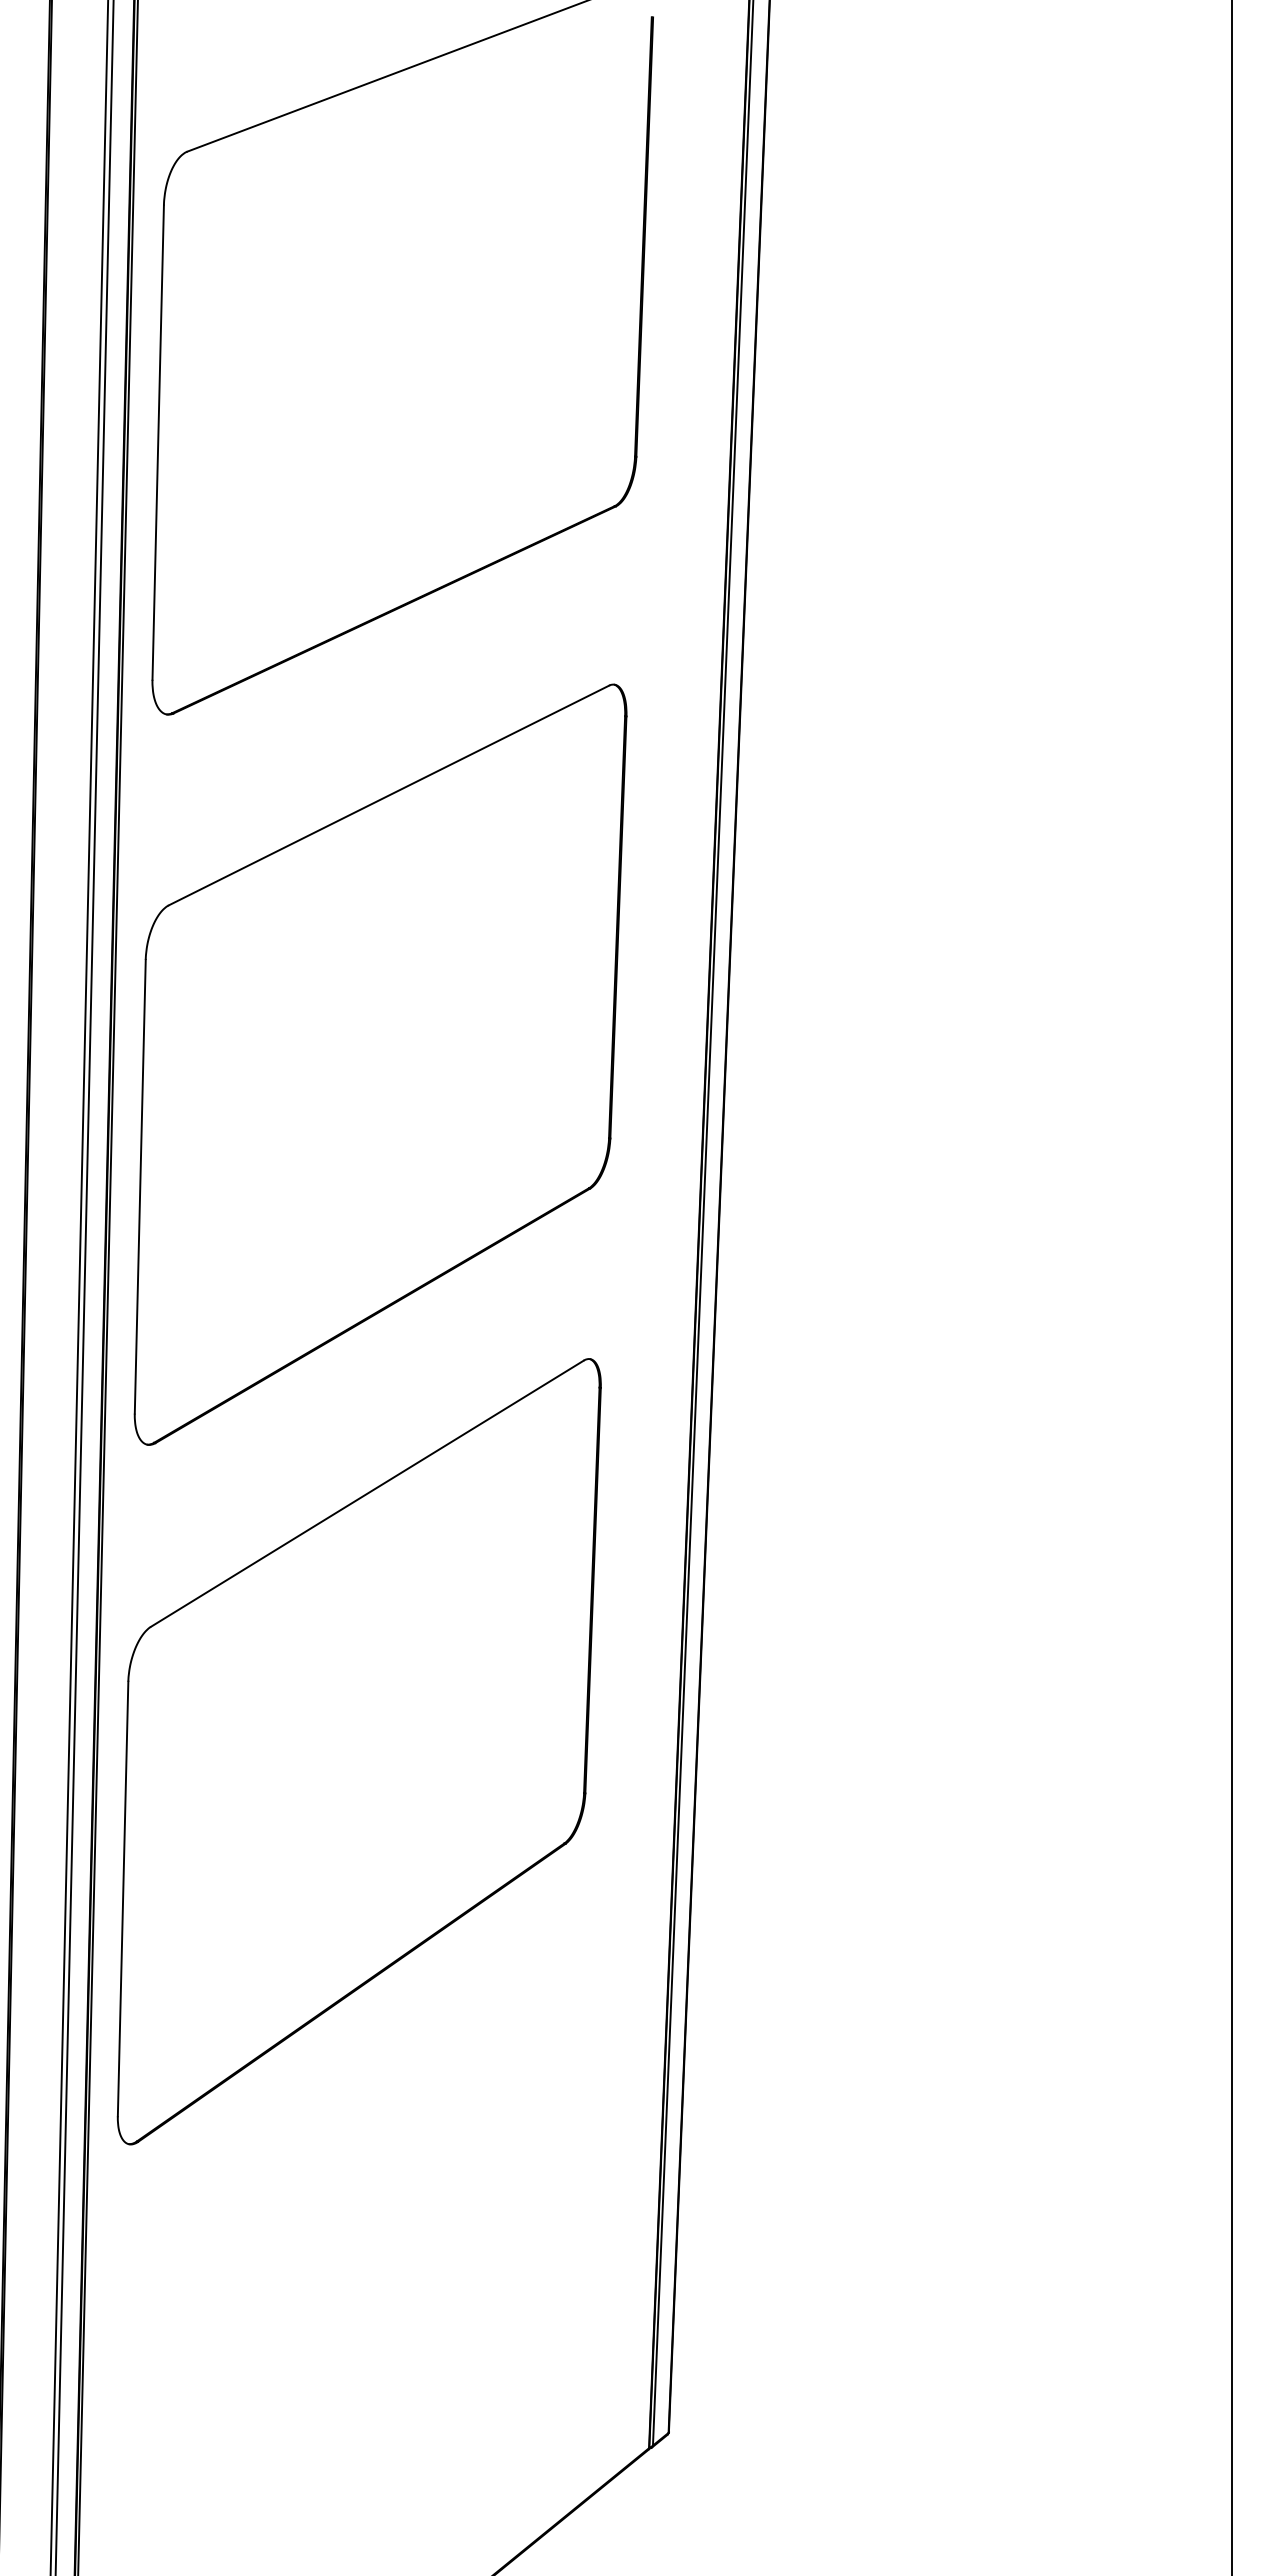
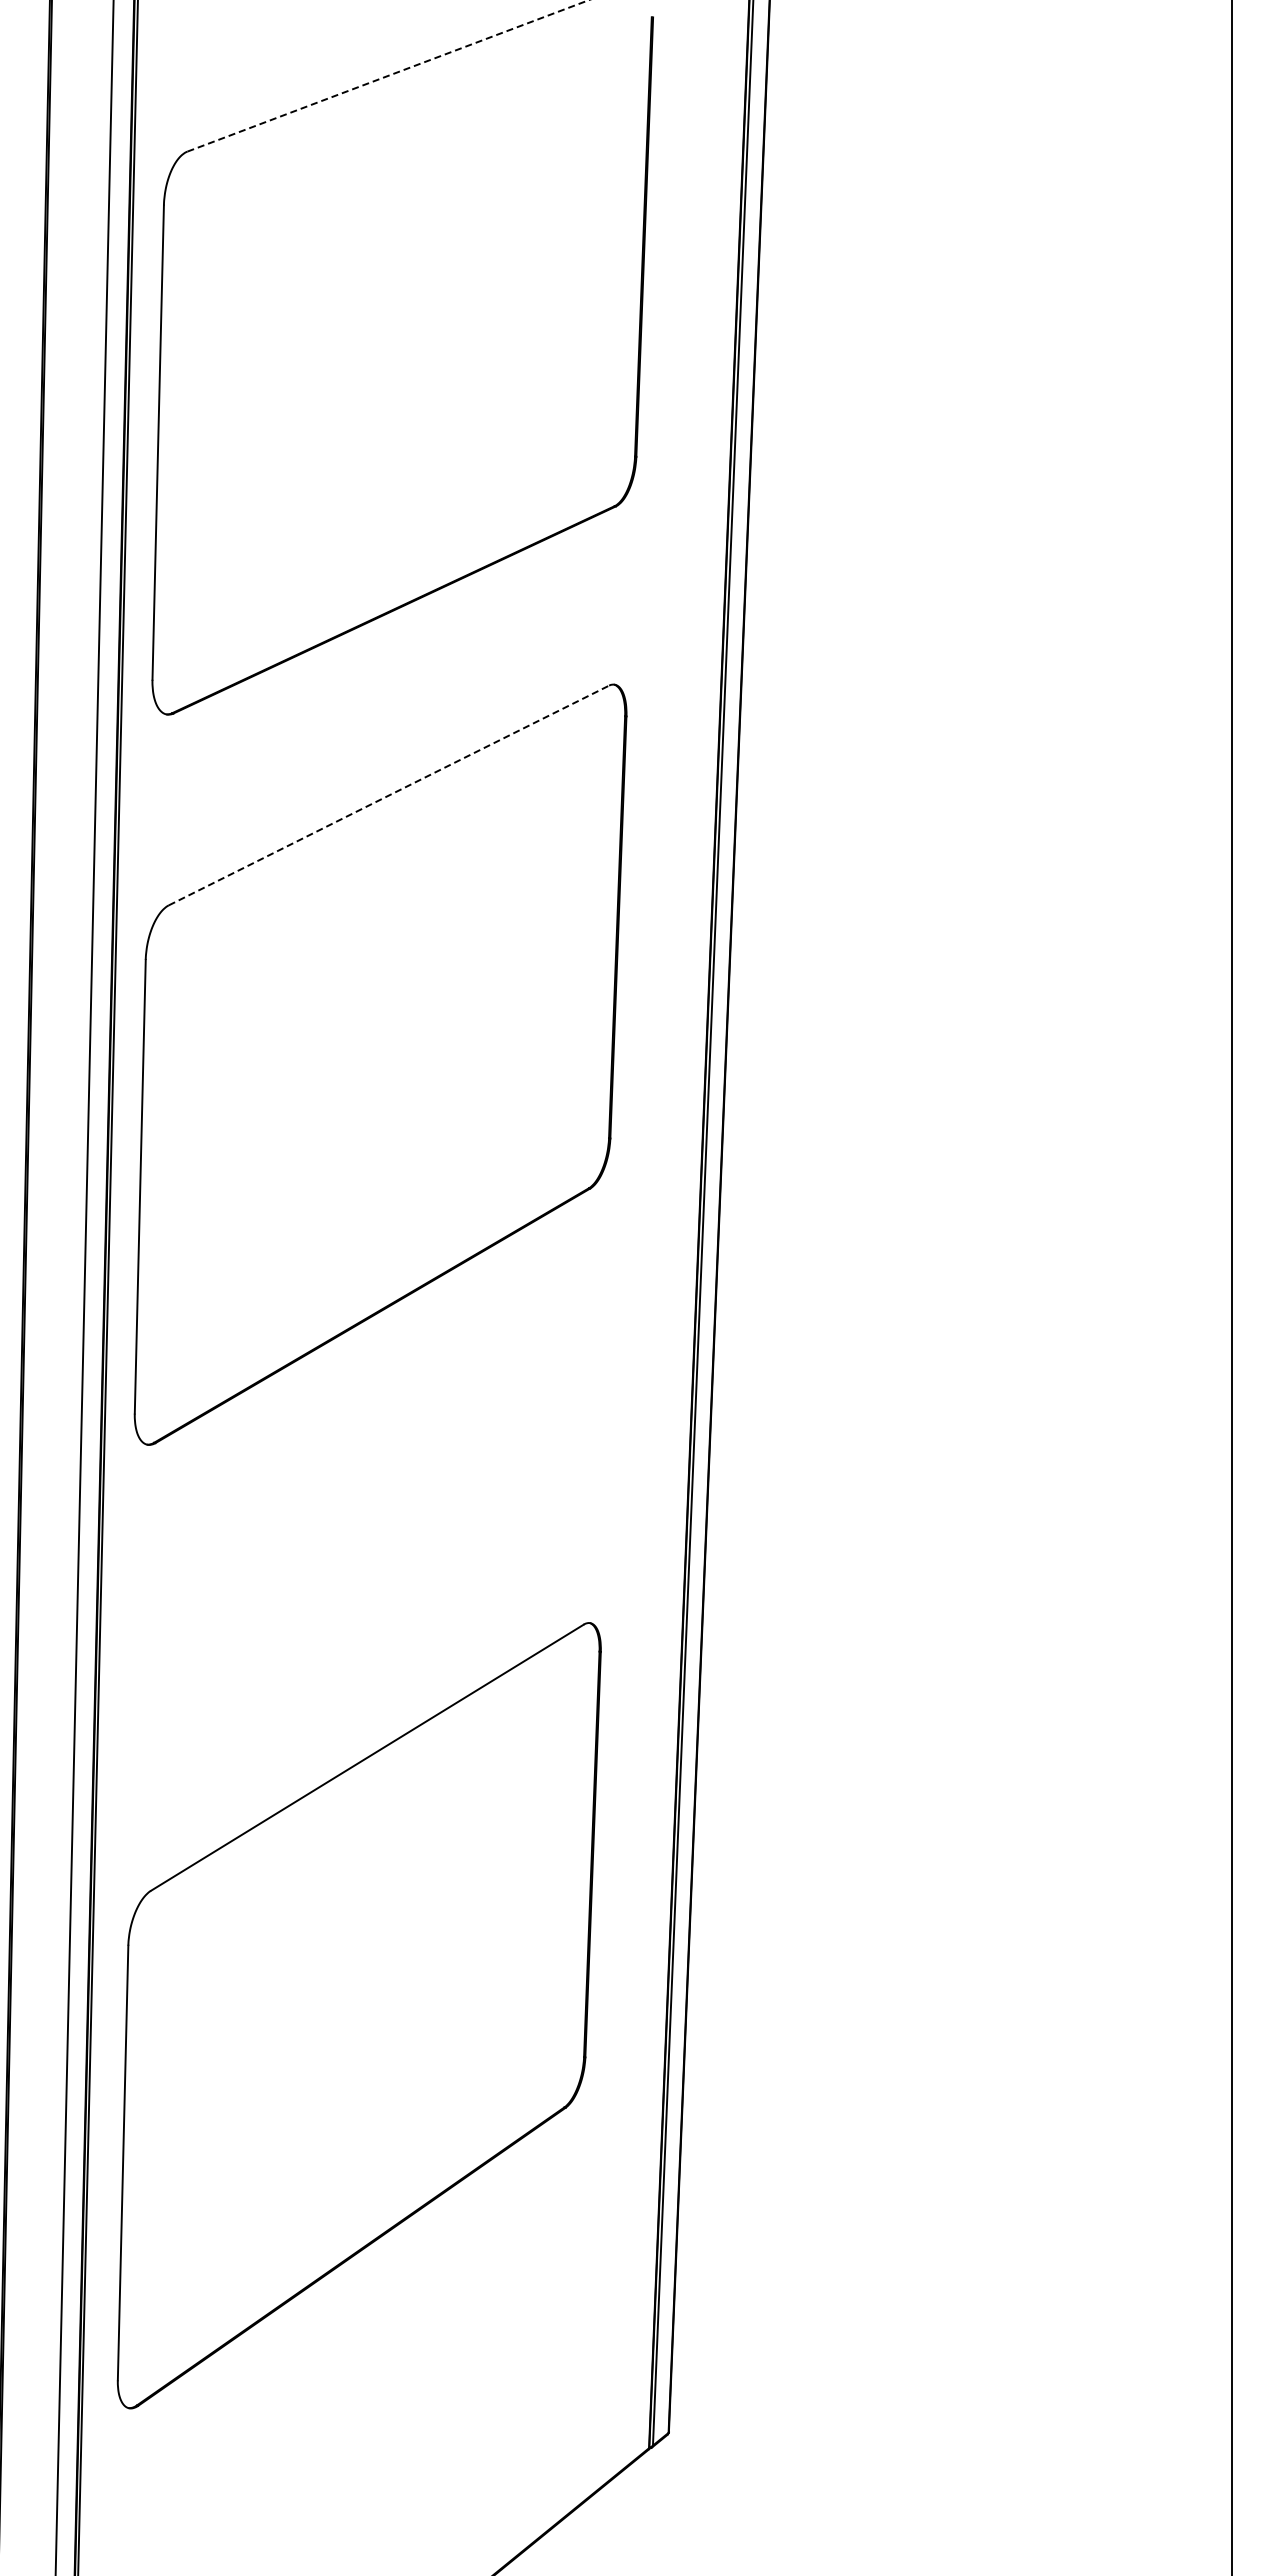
line: solid -> dashed (388, 75)
line: solid -> dashed (389, 795)
line: present -> none (79, 1287)
part position: (358, 1751) -> (358, 2015) (358, 2015)
